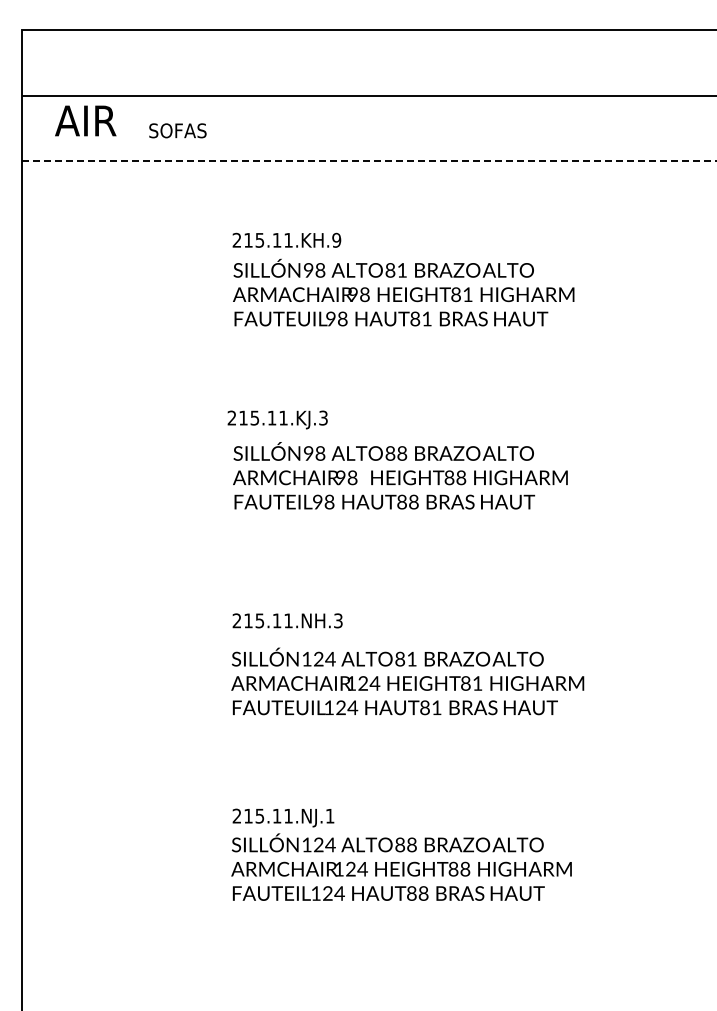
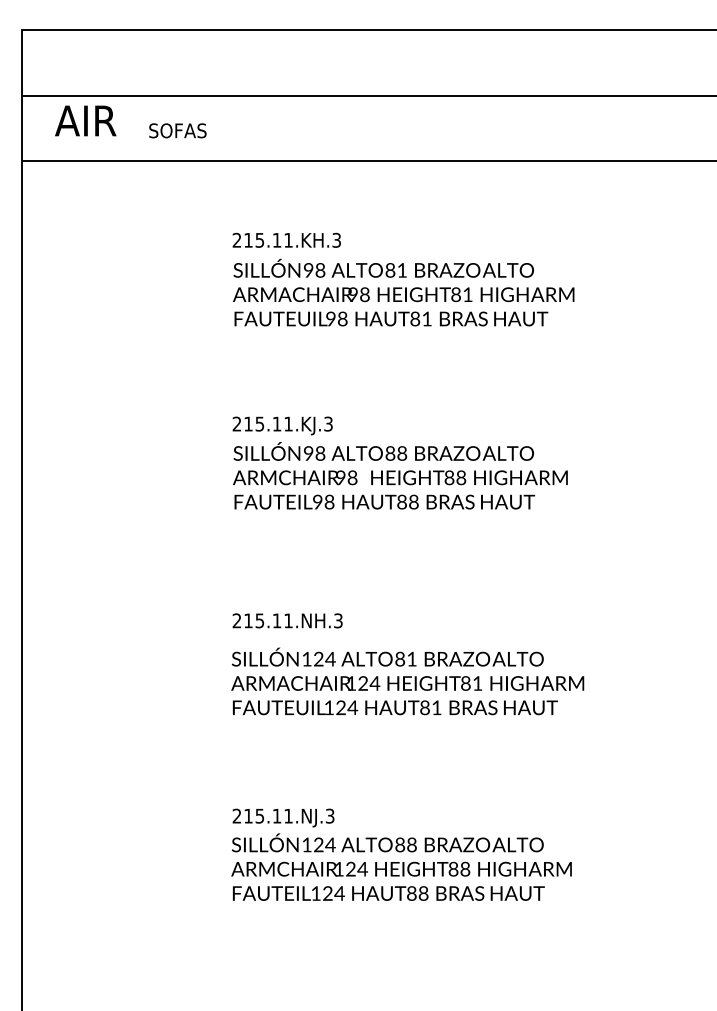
line: dashed -> solid (369, 161)
text: 215.11.KH.9 -> 215.11.KH.3 (336, 240)
text position: (277, 419) -> (282, 425) (282, 425)
text: 215.11.NJ.1 -> 215.11.NJ.3 (329, 815)
